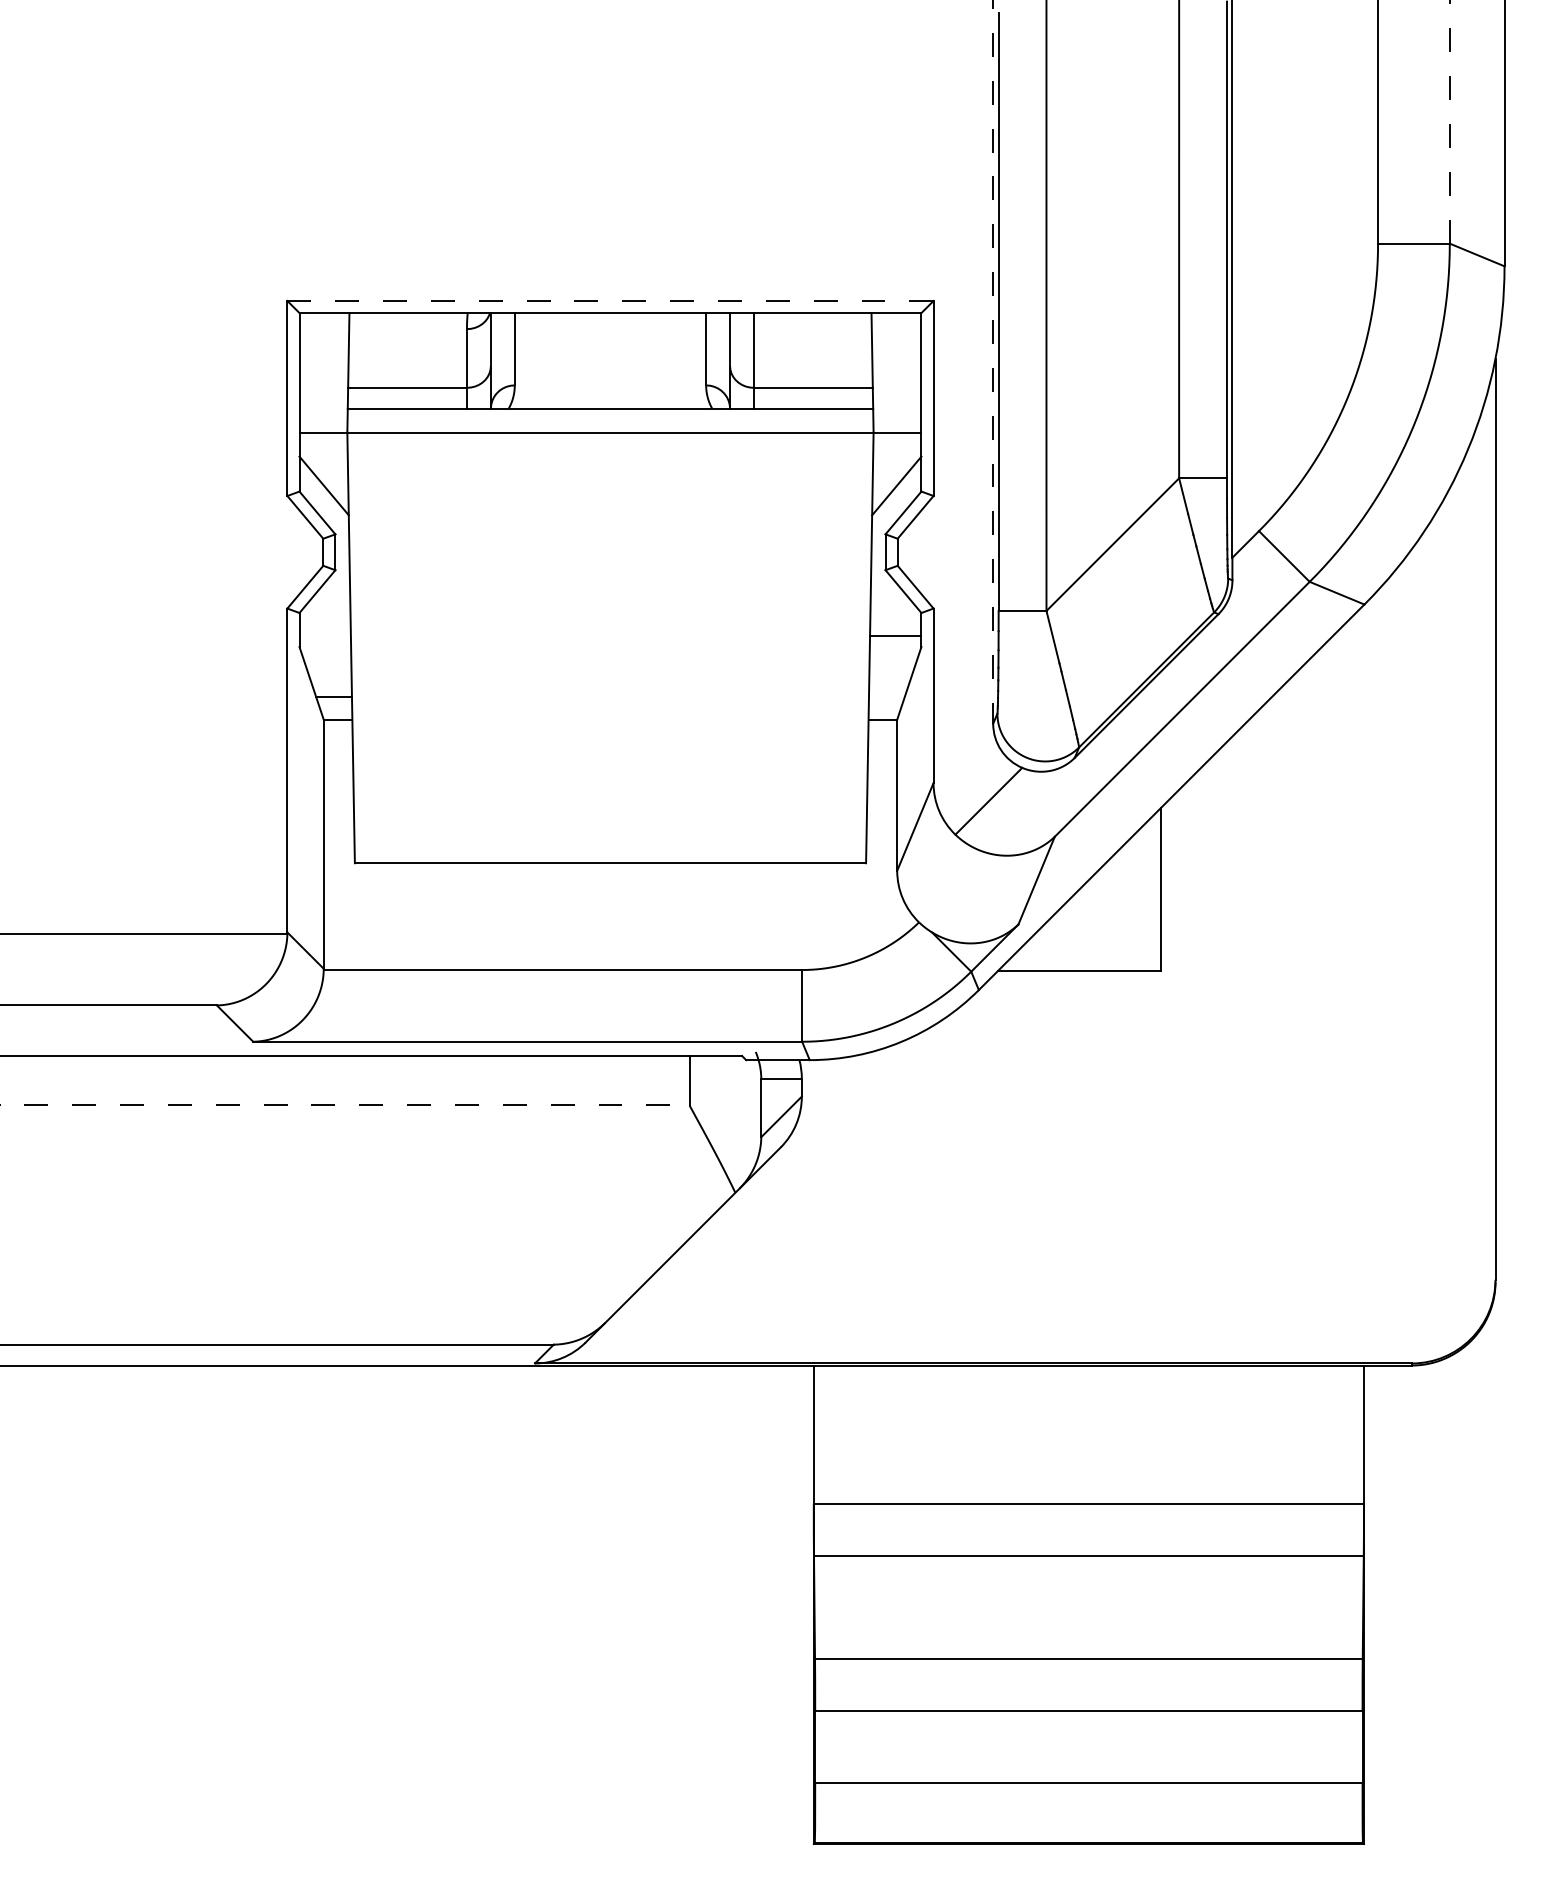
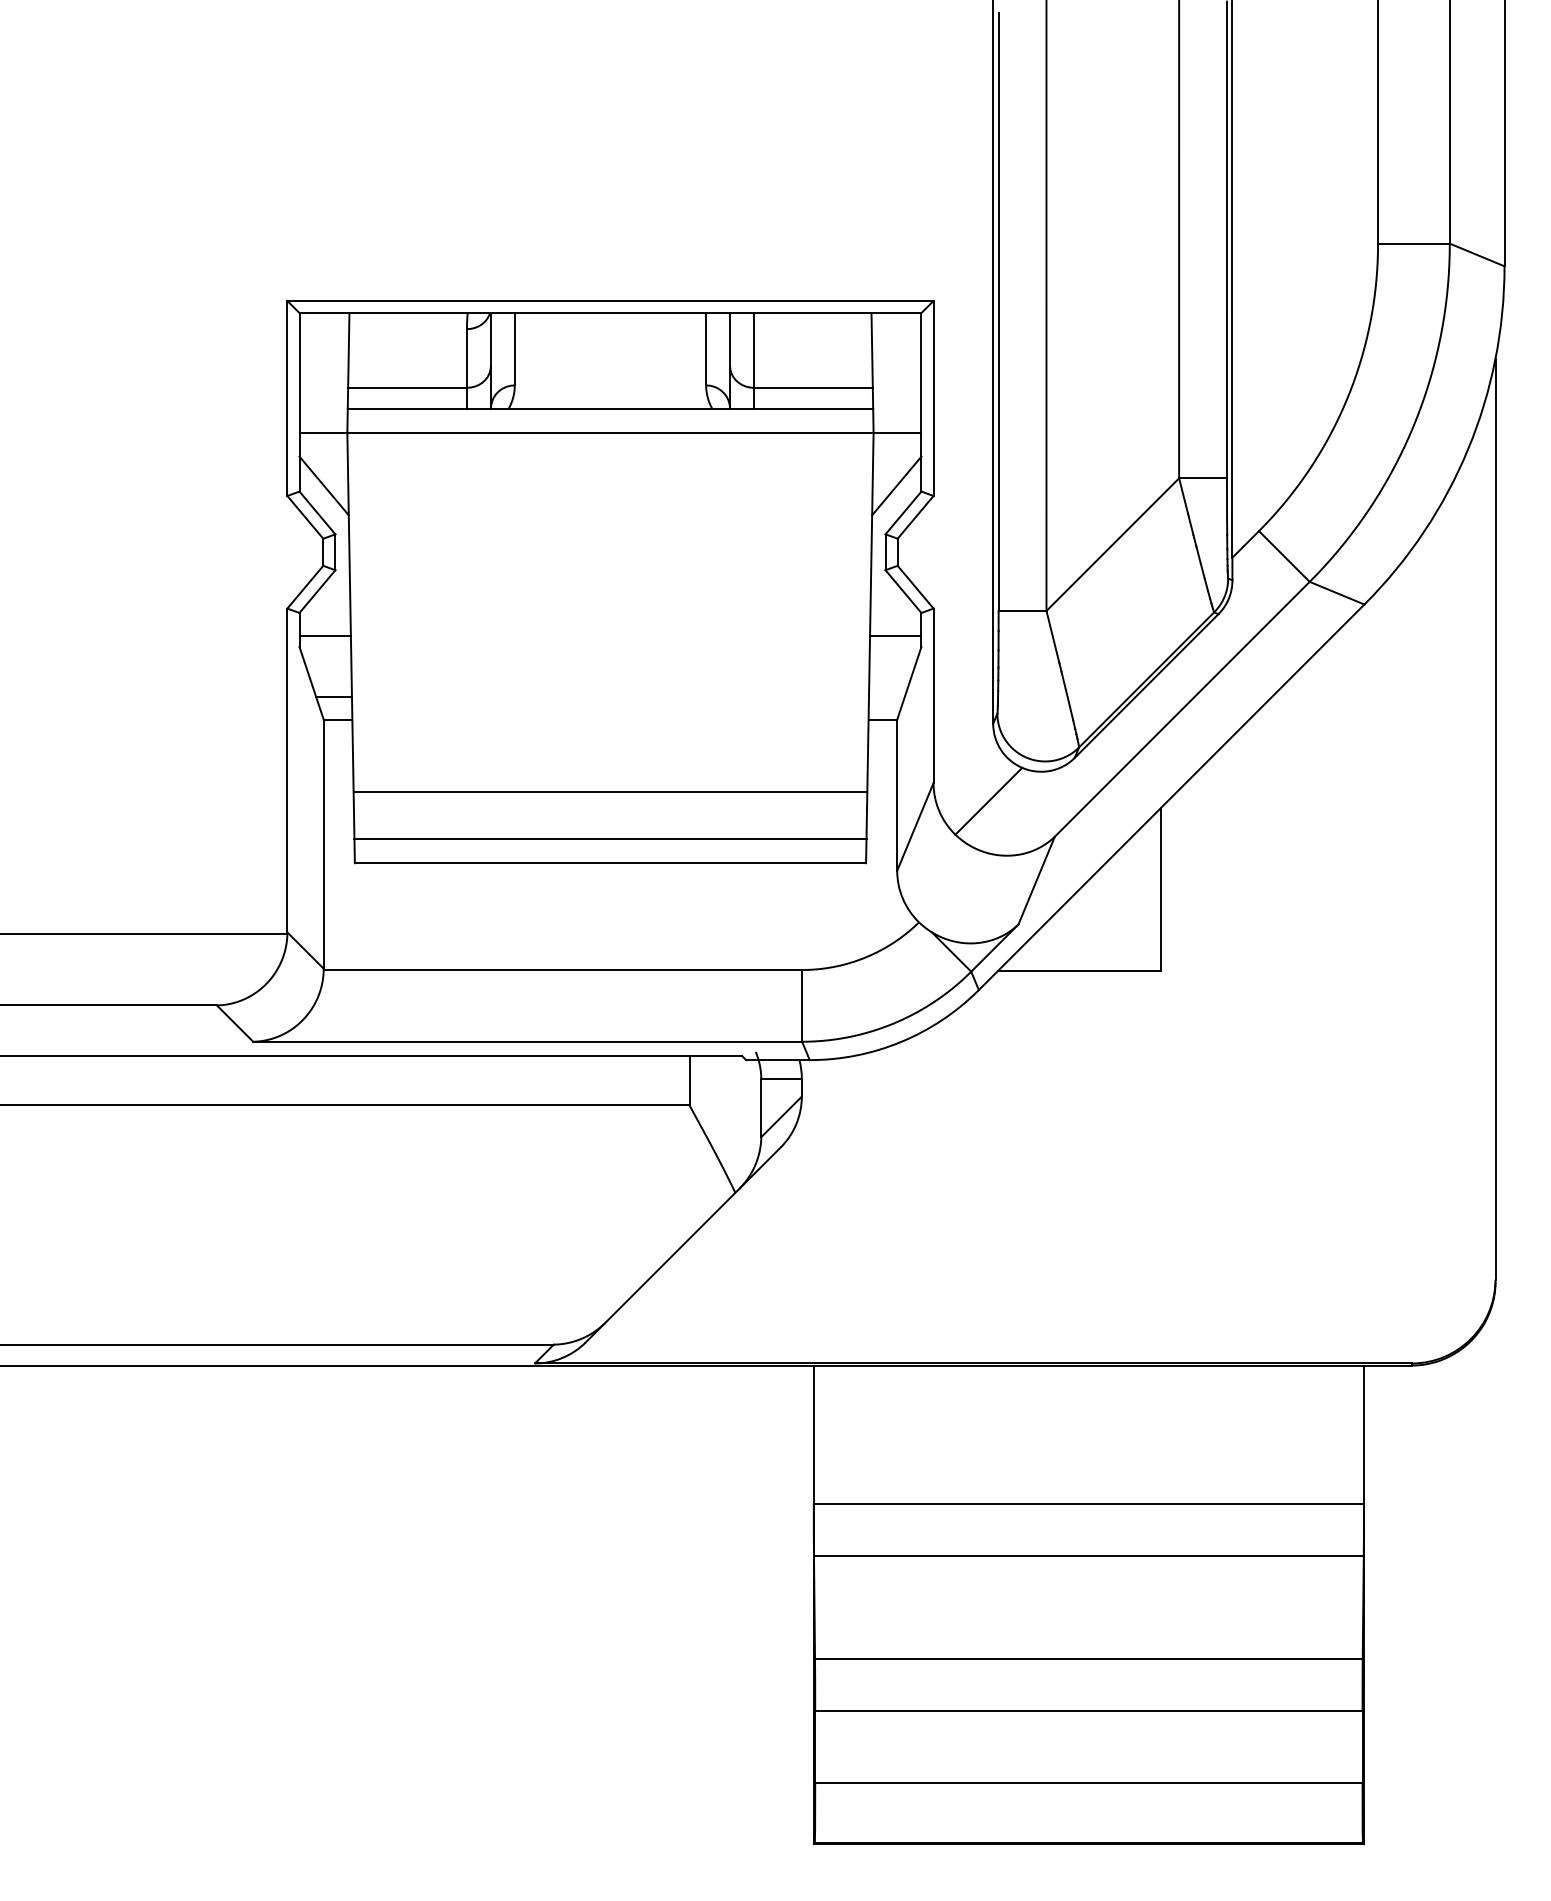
line: dashed -> solid (1449, 121)
line: dashed -> solid (610, 300)
line: dashed -> solid (993, 362)
line: none -> present (324, 636)
line: none -> present (610, 791)
line: none -> present (610, 839)
line: dashed -> solid (345, 1105)
